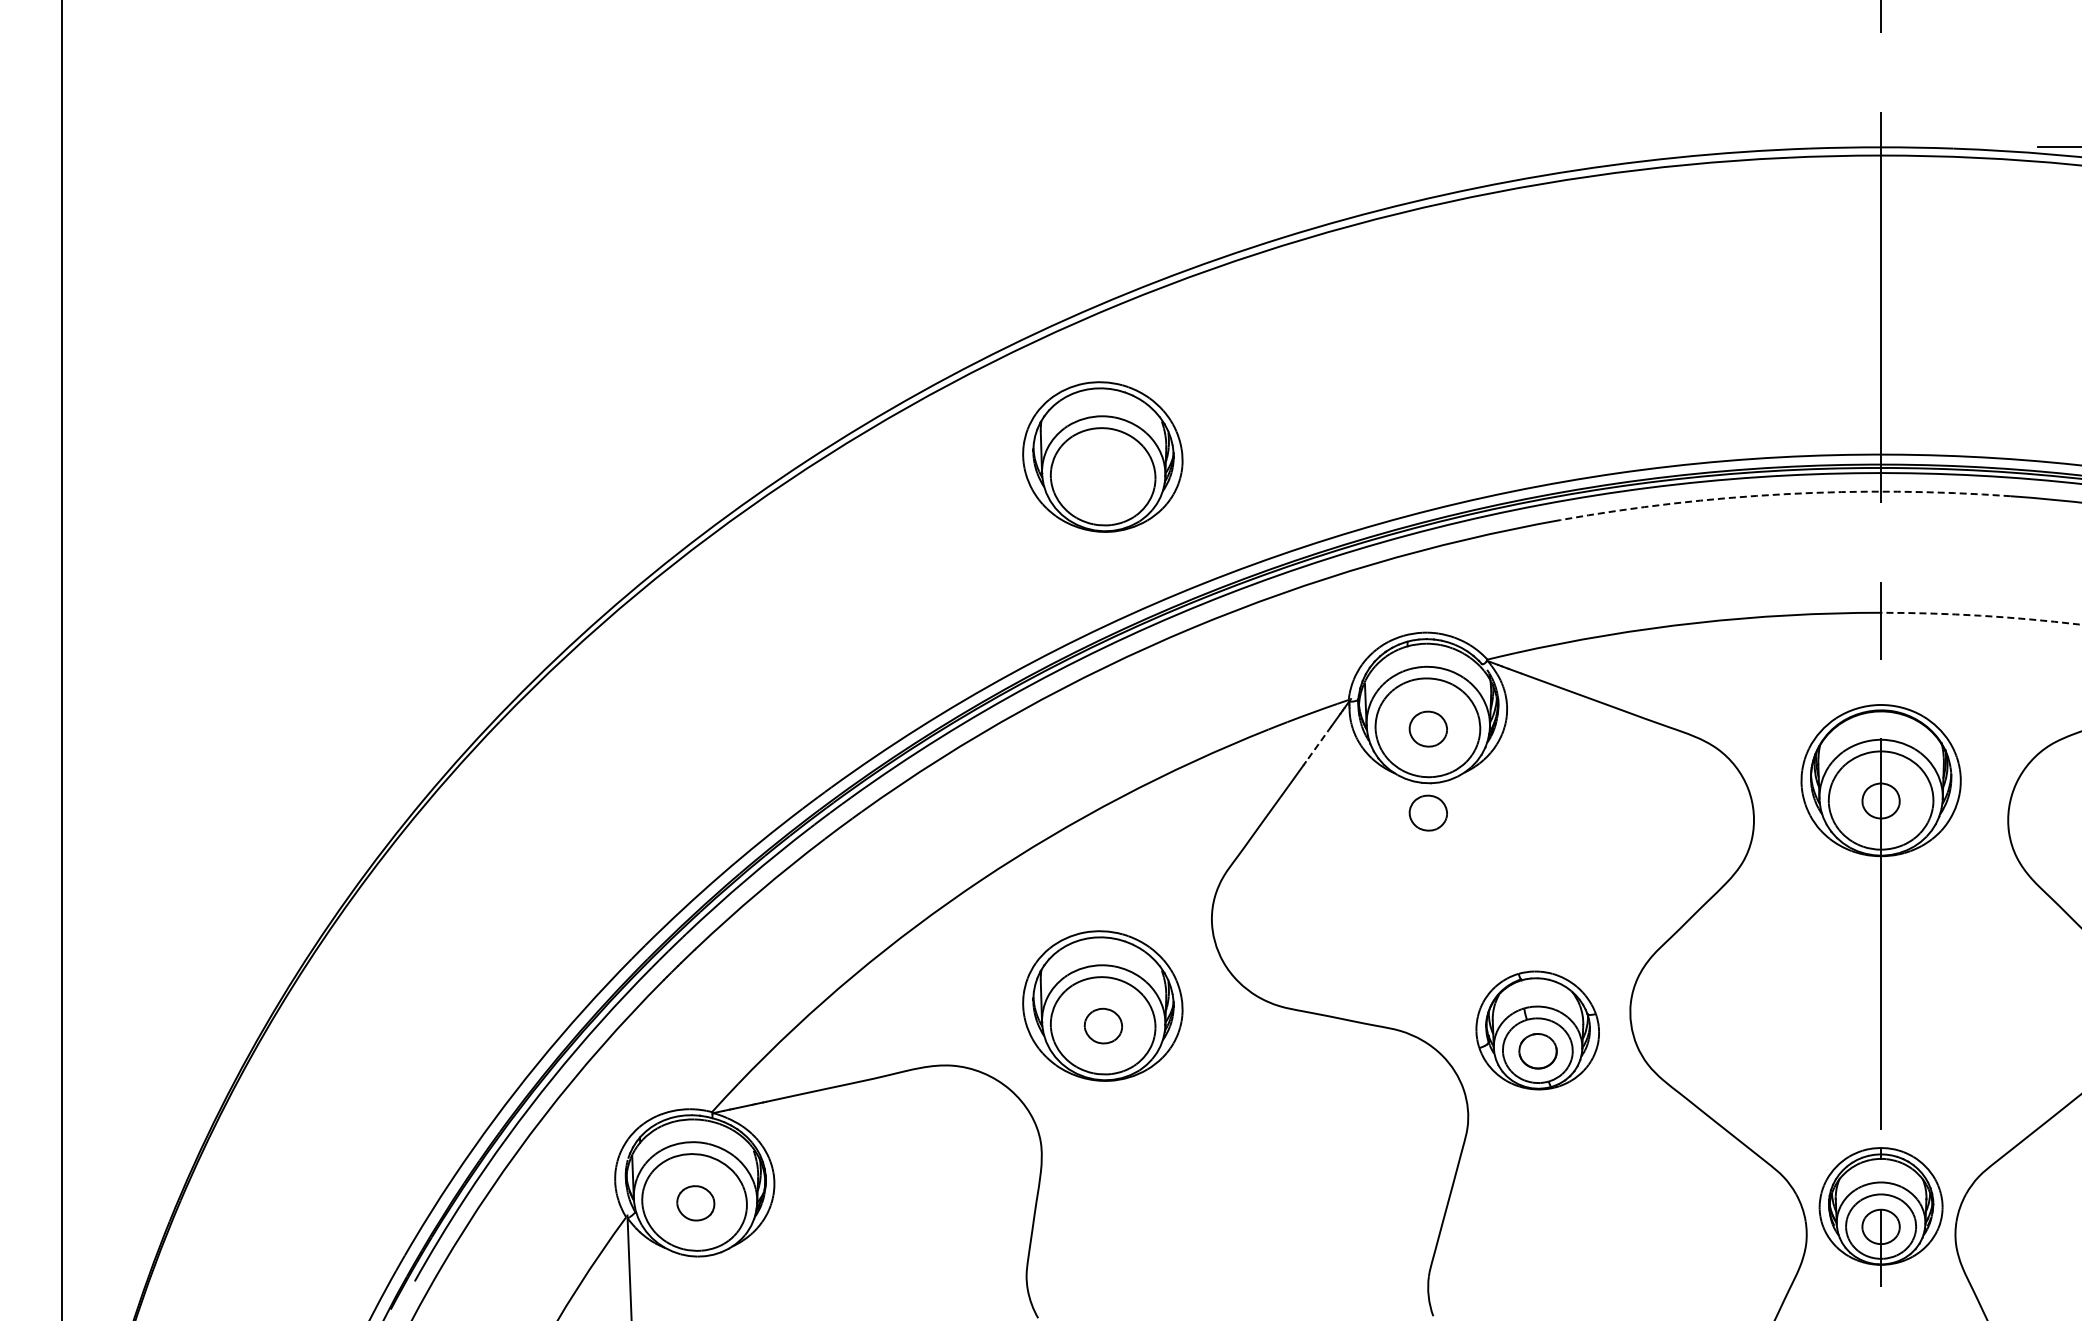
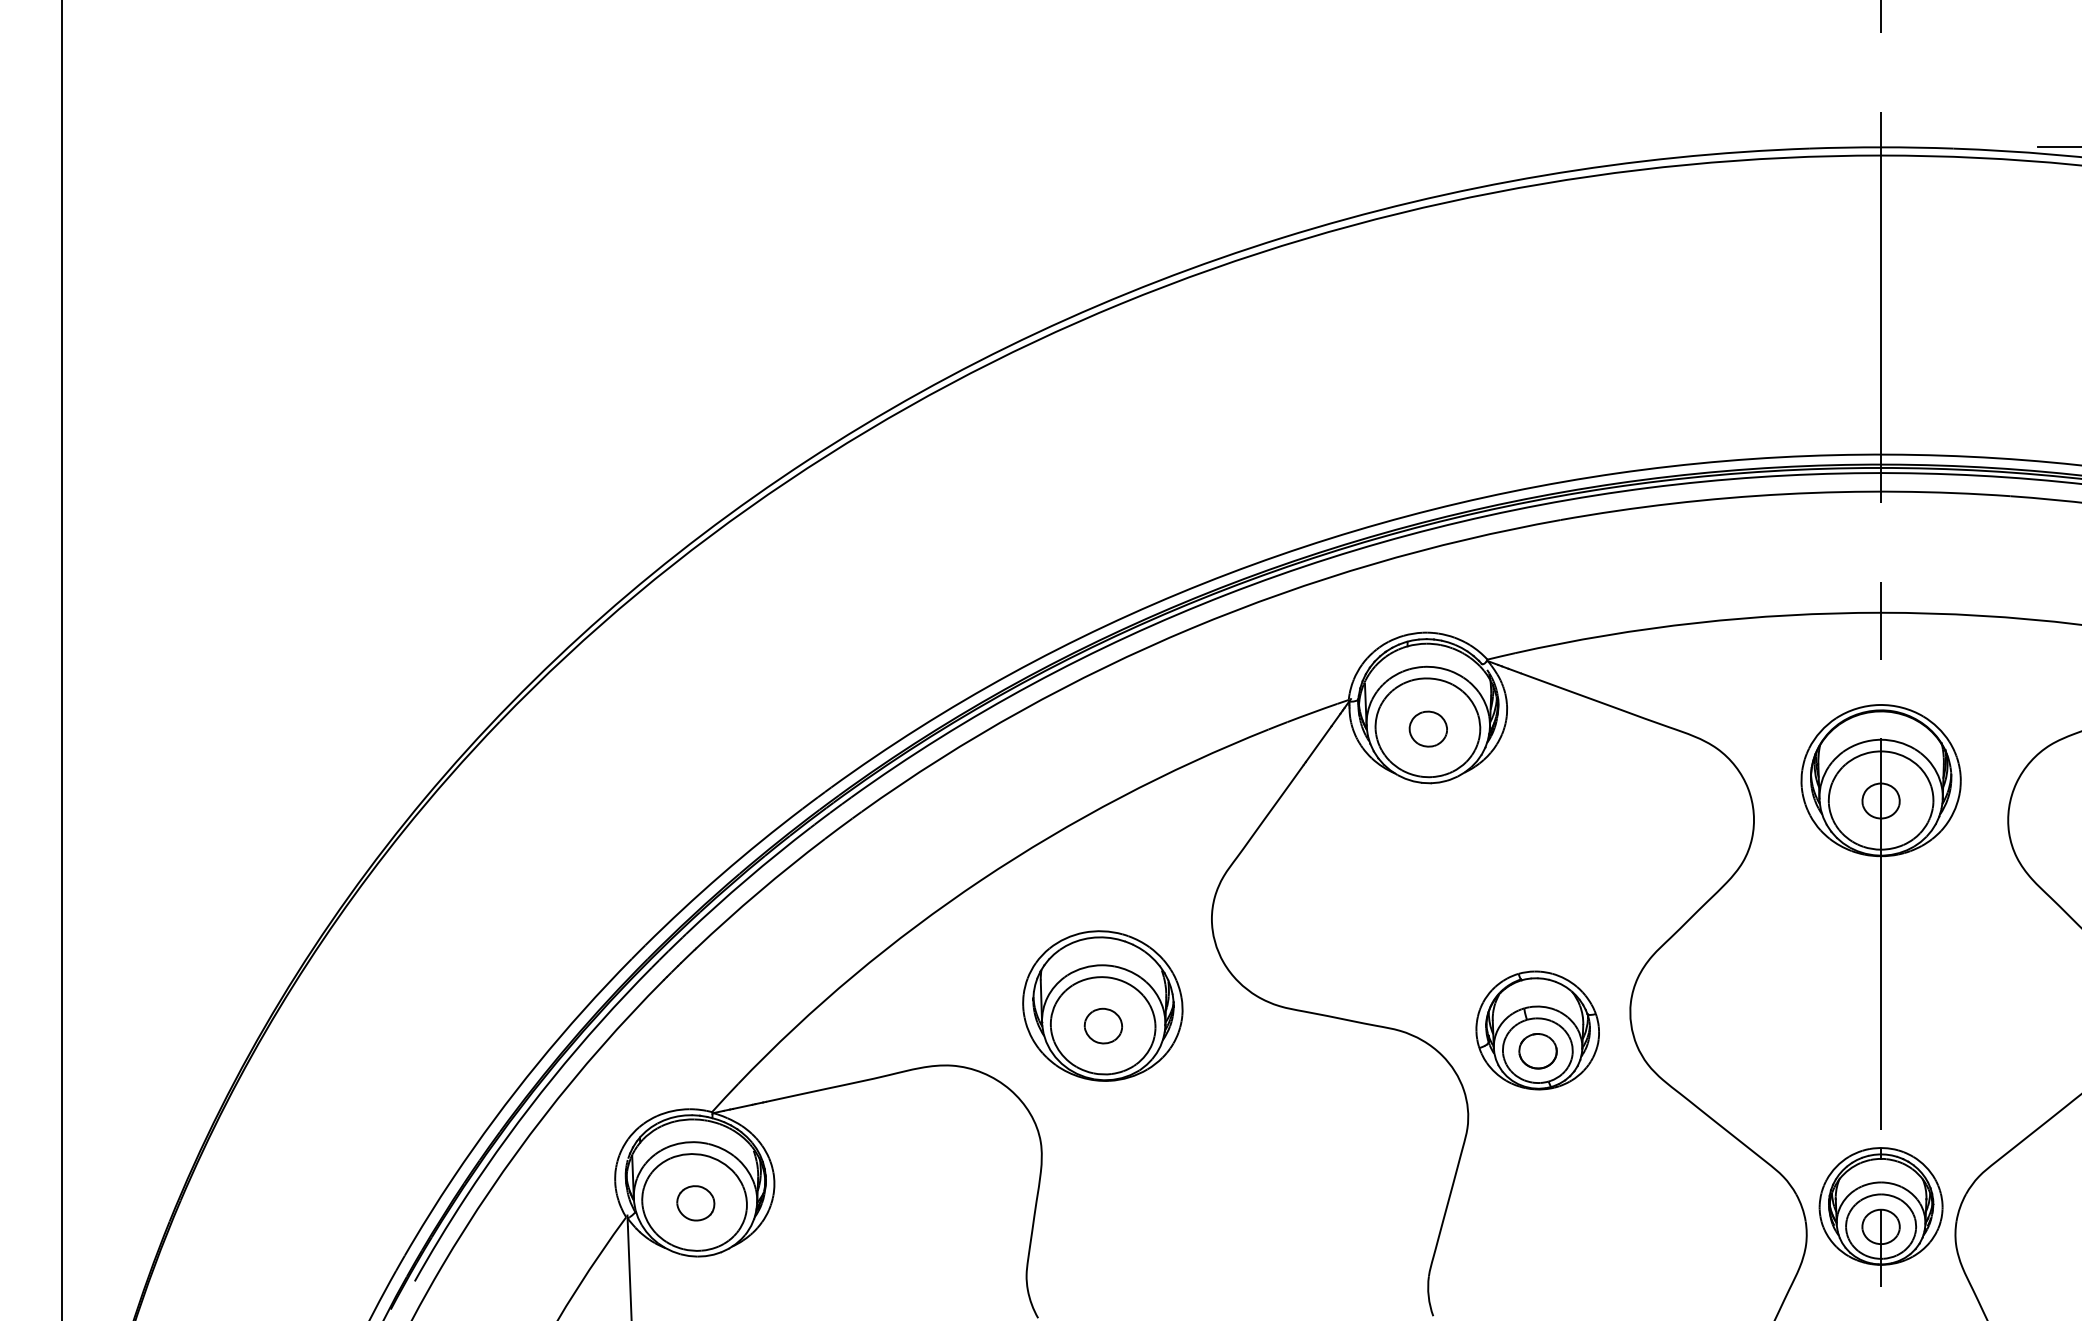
part: present -> none (1102, 456)
arc: dashed -> solid (1784, 494)
arc: dashed -> solid (1981, 615)
line: dashed -> solid (1318, 744)
part: present -> none (1427, 812)
